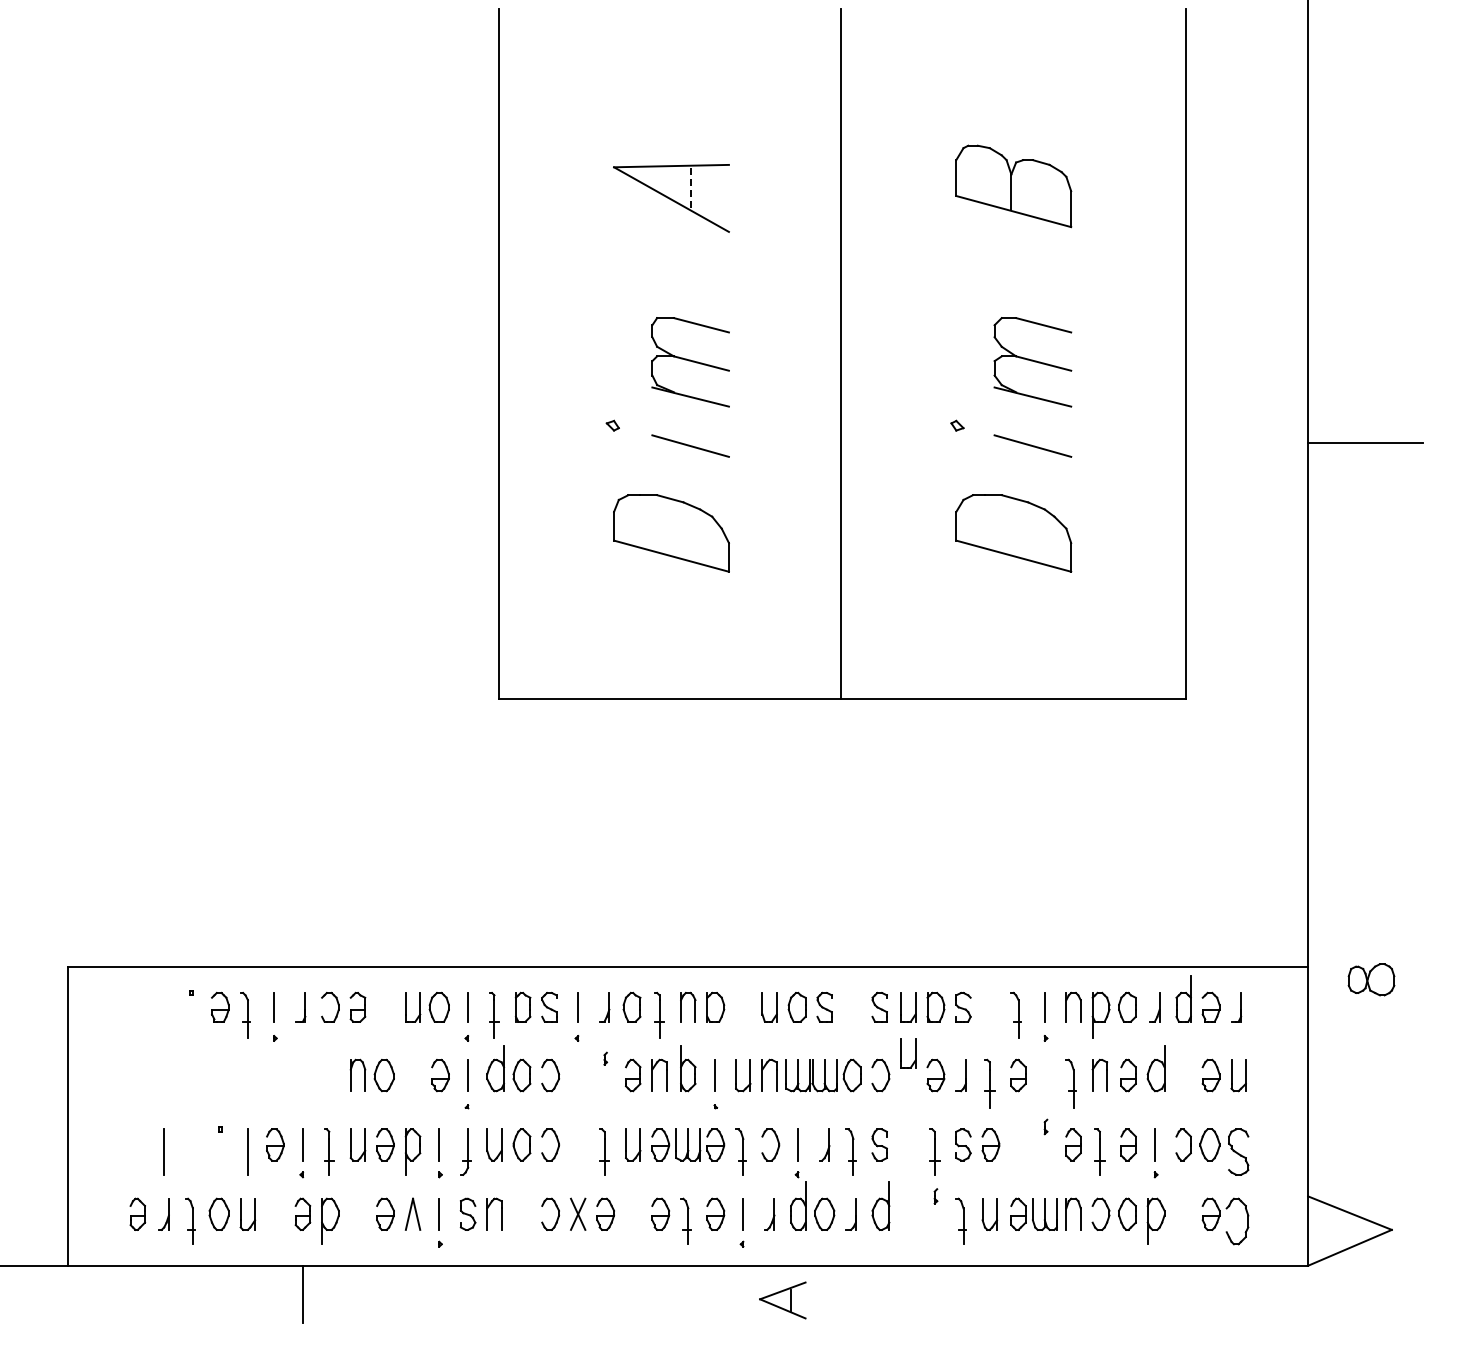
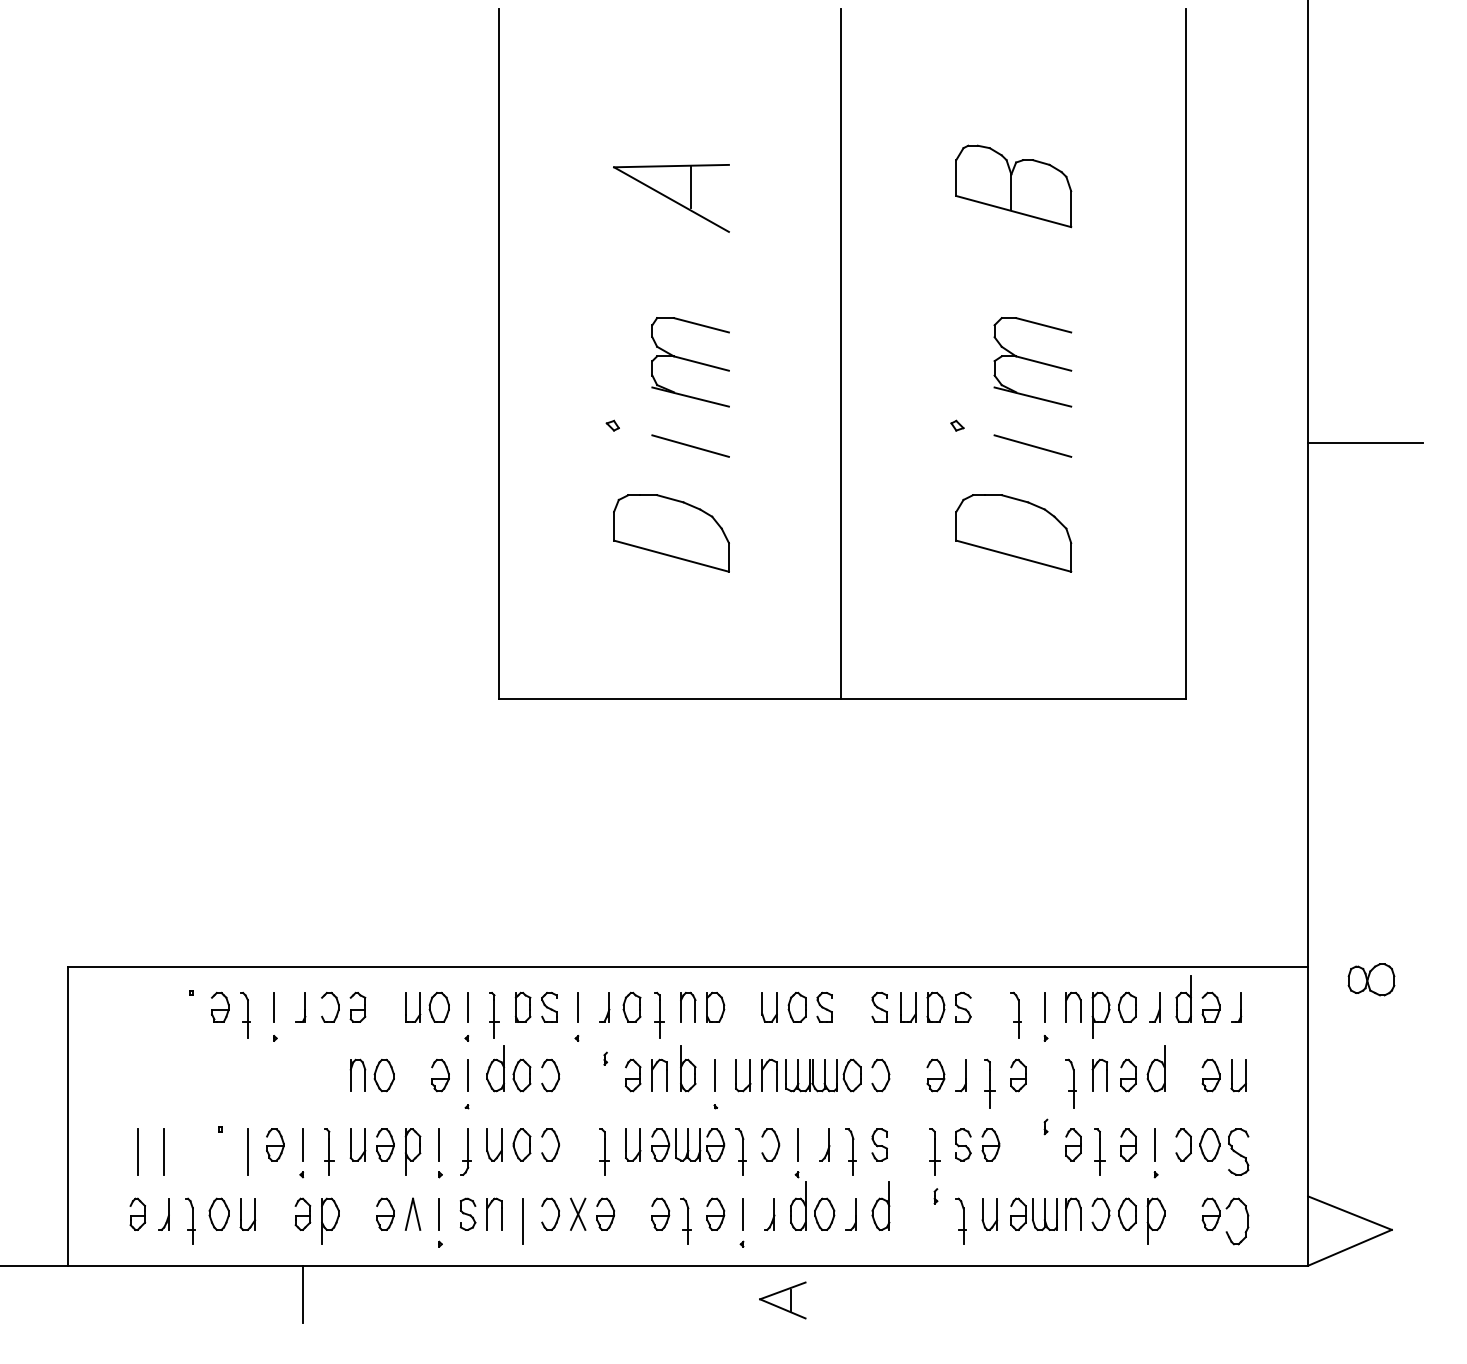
line: dashed -> solid (690, 187)
part: present -> none (901, 1053)
line: none -> present (137, 1151)
line: none -> present (523, 1221)
